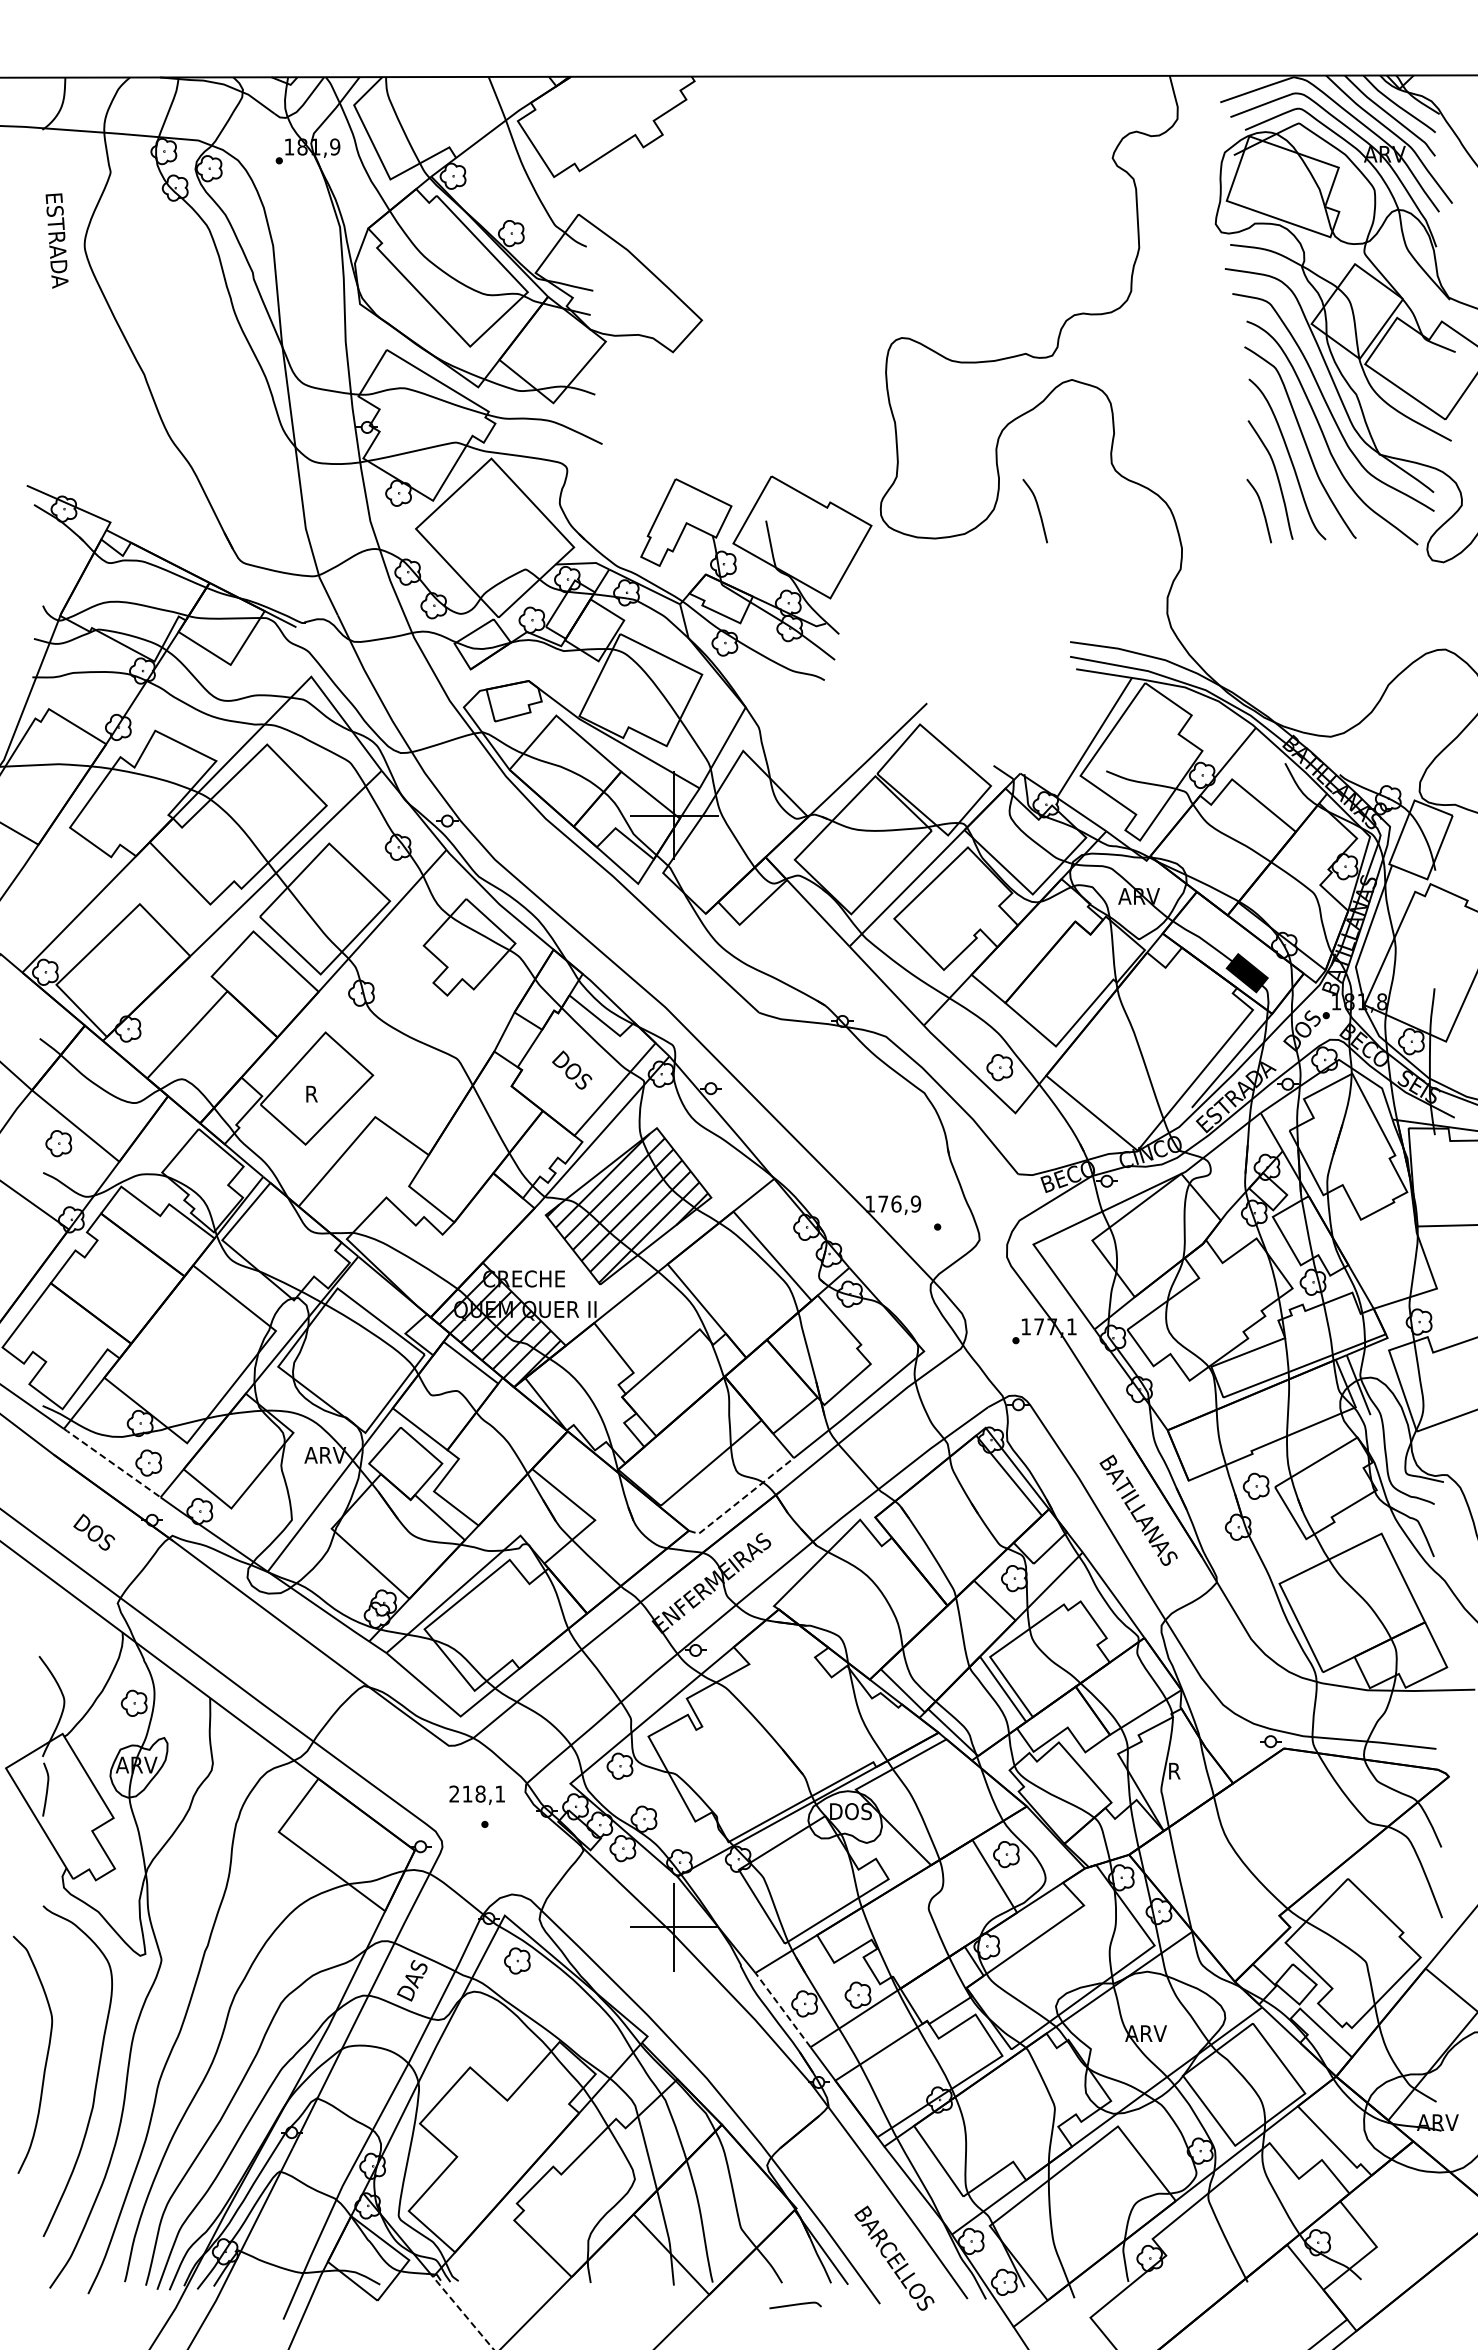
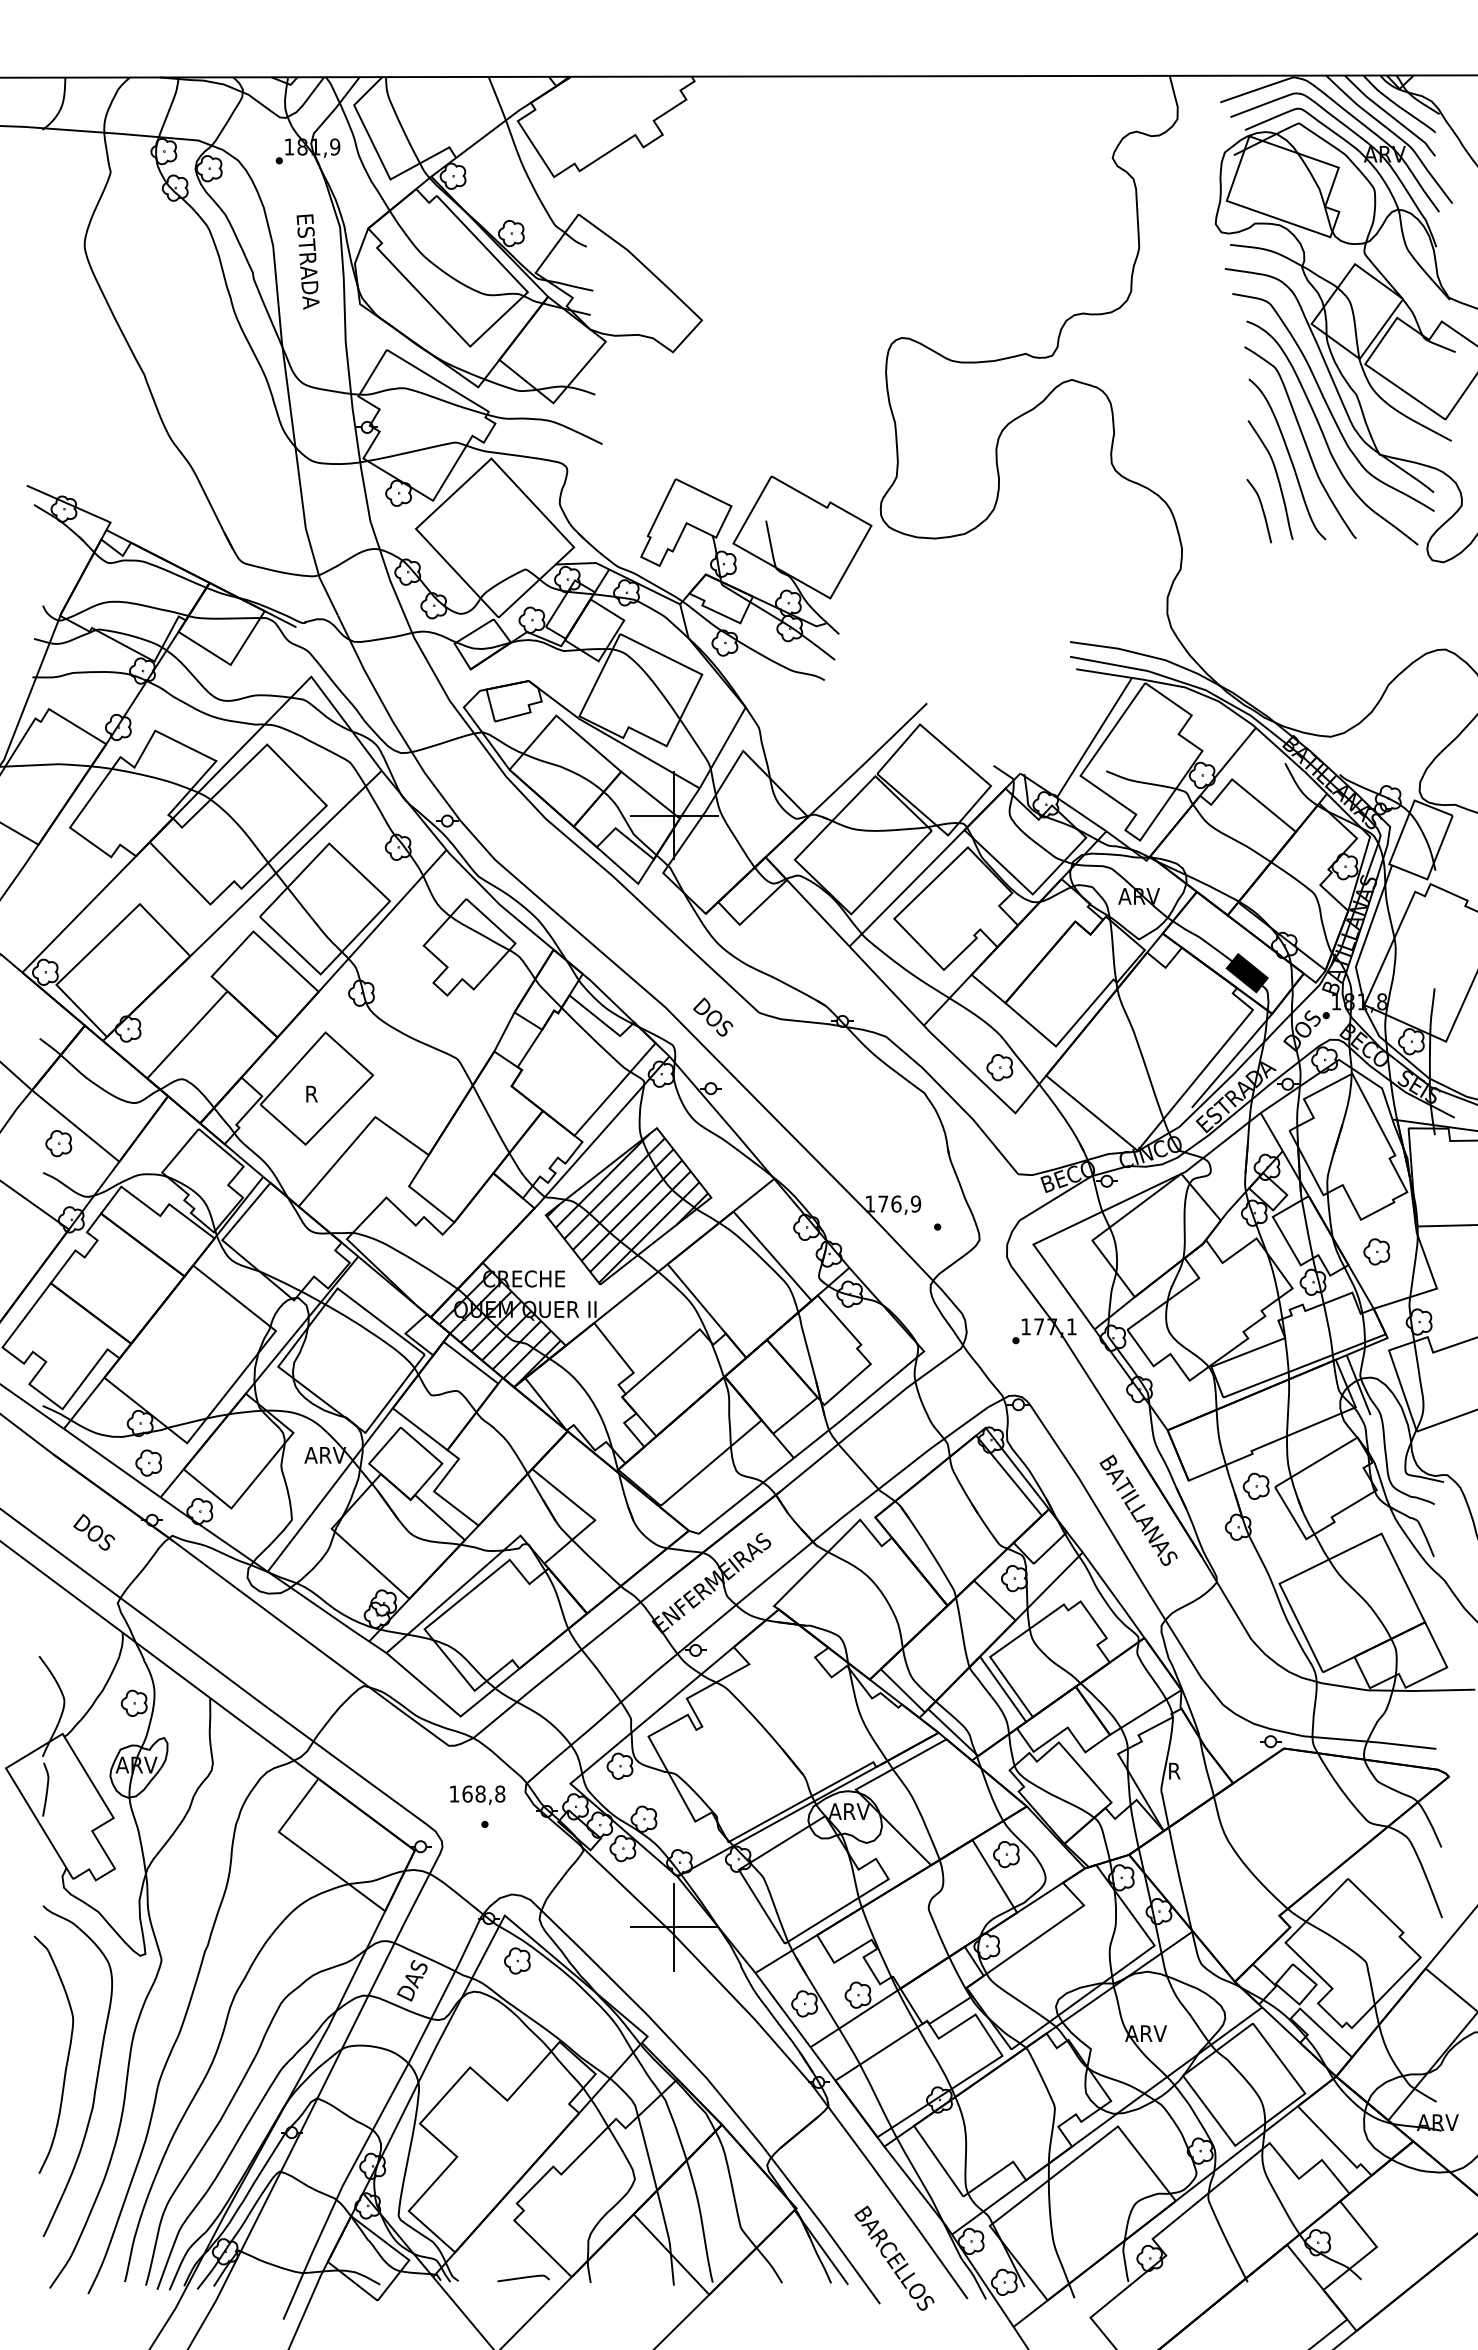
text position: (56, 240) -> (307, 261) (307, 261)
curve: present -> none (1037, 509)
text position: (572, 1069) -> (713, 1016) (713, 1016)
part: none -> present (1376, 1251)
line: dashed -> solid (111, 1462)
line: dashed -> solid (741, 1499)
text: 218,1 -> 168,8 (477, 1793)
text: DOS -> ARV (850, 1811)
line: dashed -> solid (782, 2009)
curve position: (45, 2059) -> (66, 2059) (66, 2059)
curve position: (795, 2305) -> (523, 2278) (523, 2278)
line: dashed -> solid (463, 2312)
